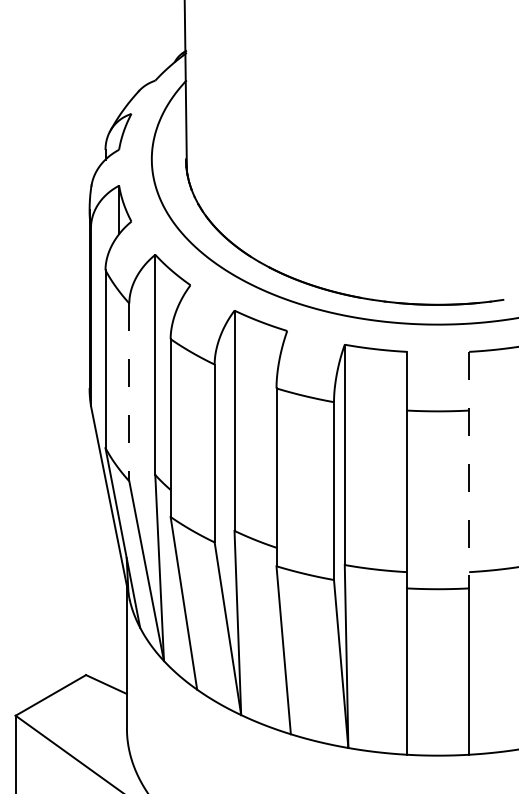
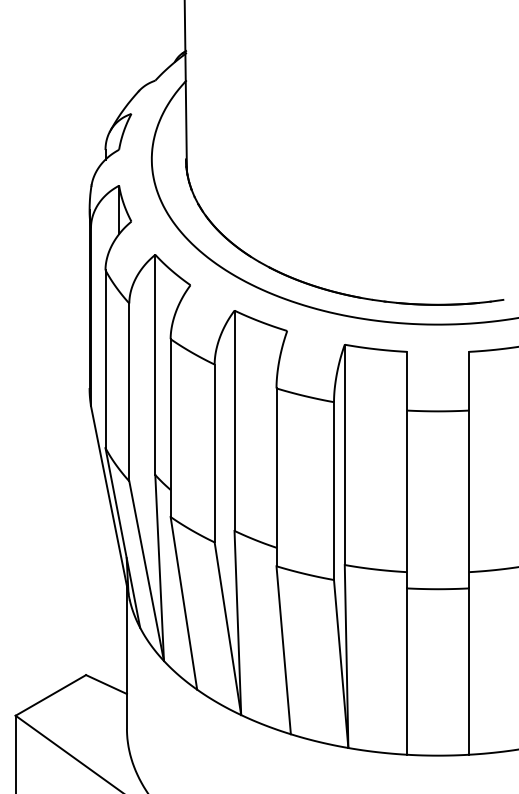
line: dashed -> solid (129, 392)
line: dashed -> solid (469, 470)
